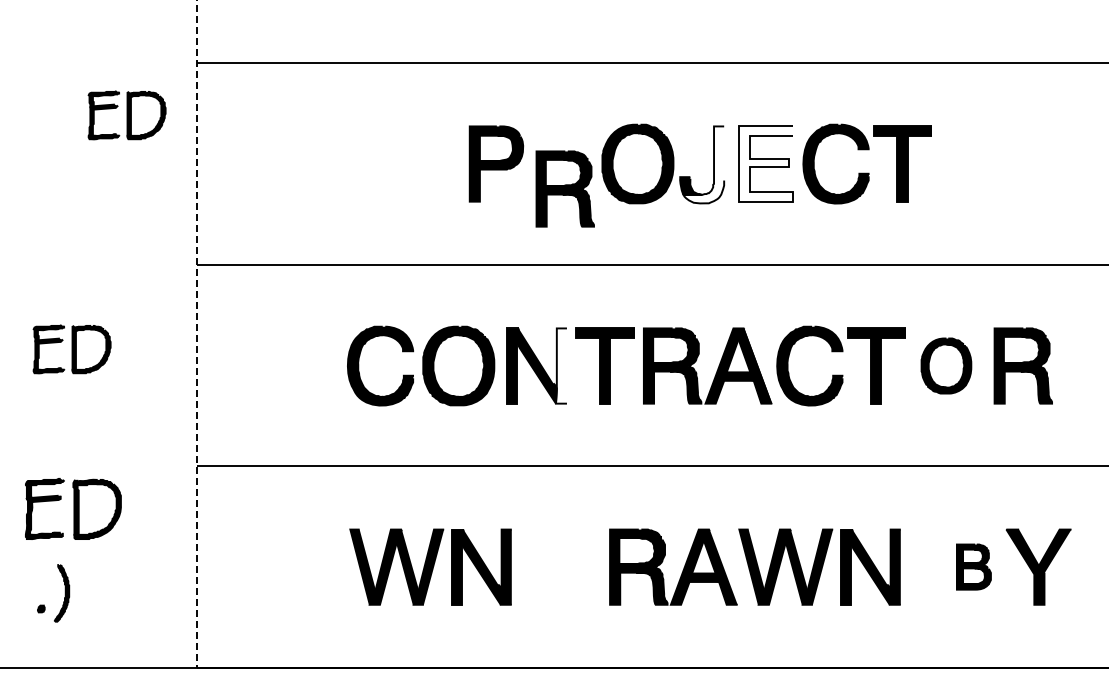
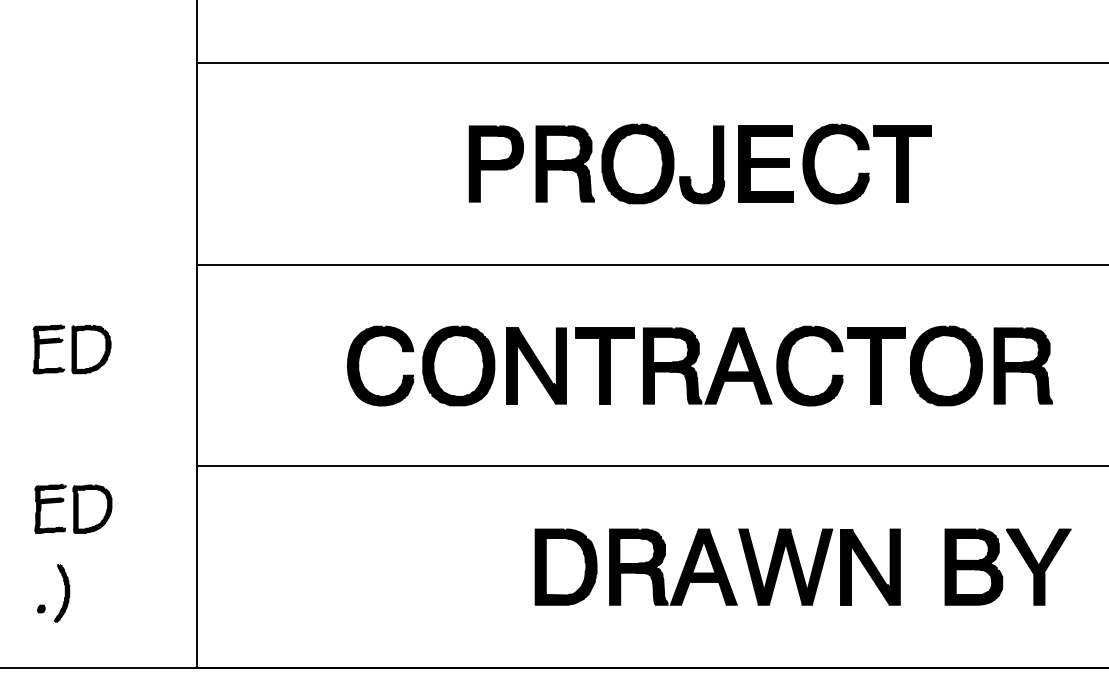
part: present -> none (126, 115)
fill: none -> present (766, 163)
fill: none -> present (703, 164)
part position: (564, 188) -> (564, 163) (564, 163)
line: dashed -> solid (196, 334)
fill: none -> present (560, 365)
part size: 53x58 px -> 73x82 px (946, 365)
part size: 97x62 px -> 79x51 px (73, 508)
part: present -> none (430, 566)
part: none -> present (565, 566)
part size: 36x48 px -> 60x78 px (973, 566)
